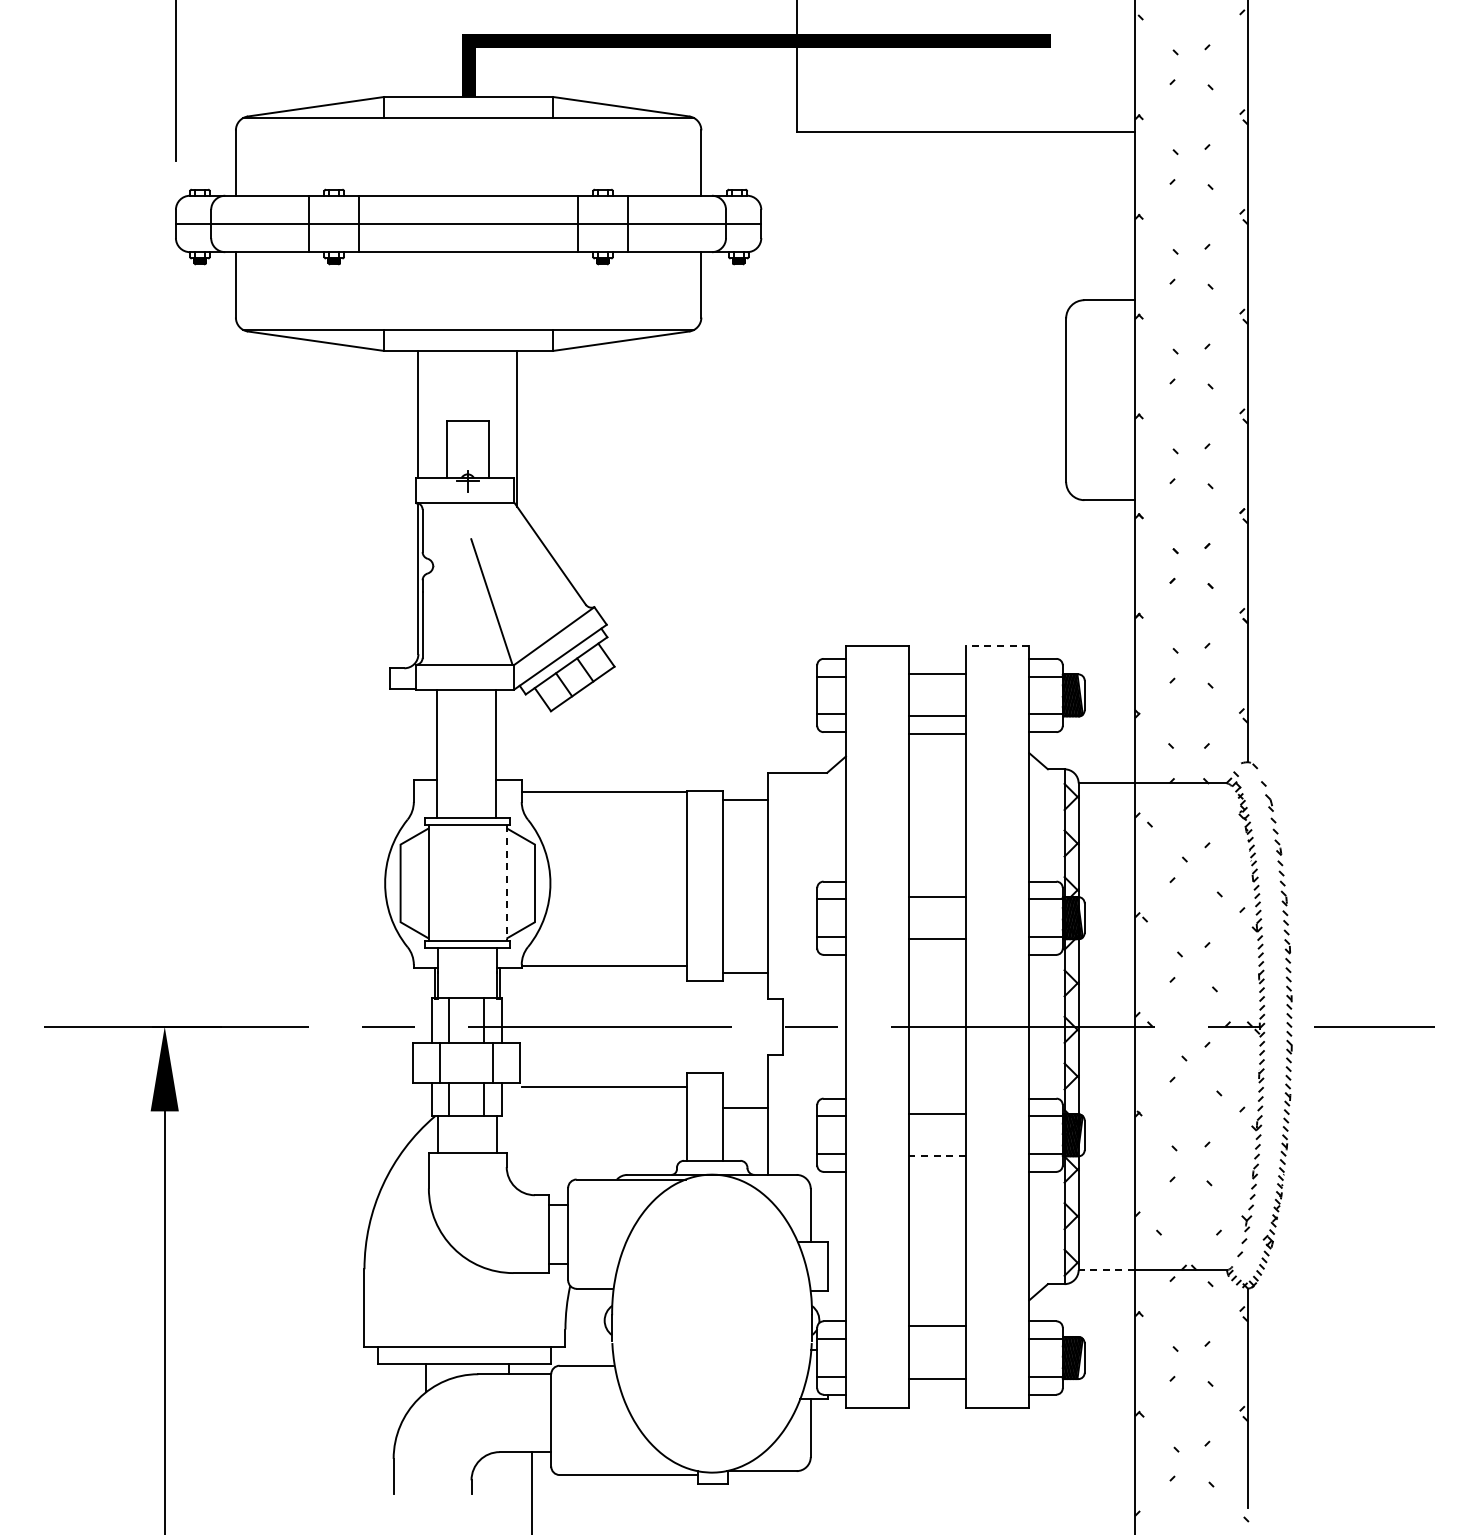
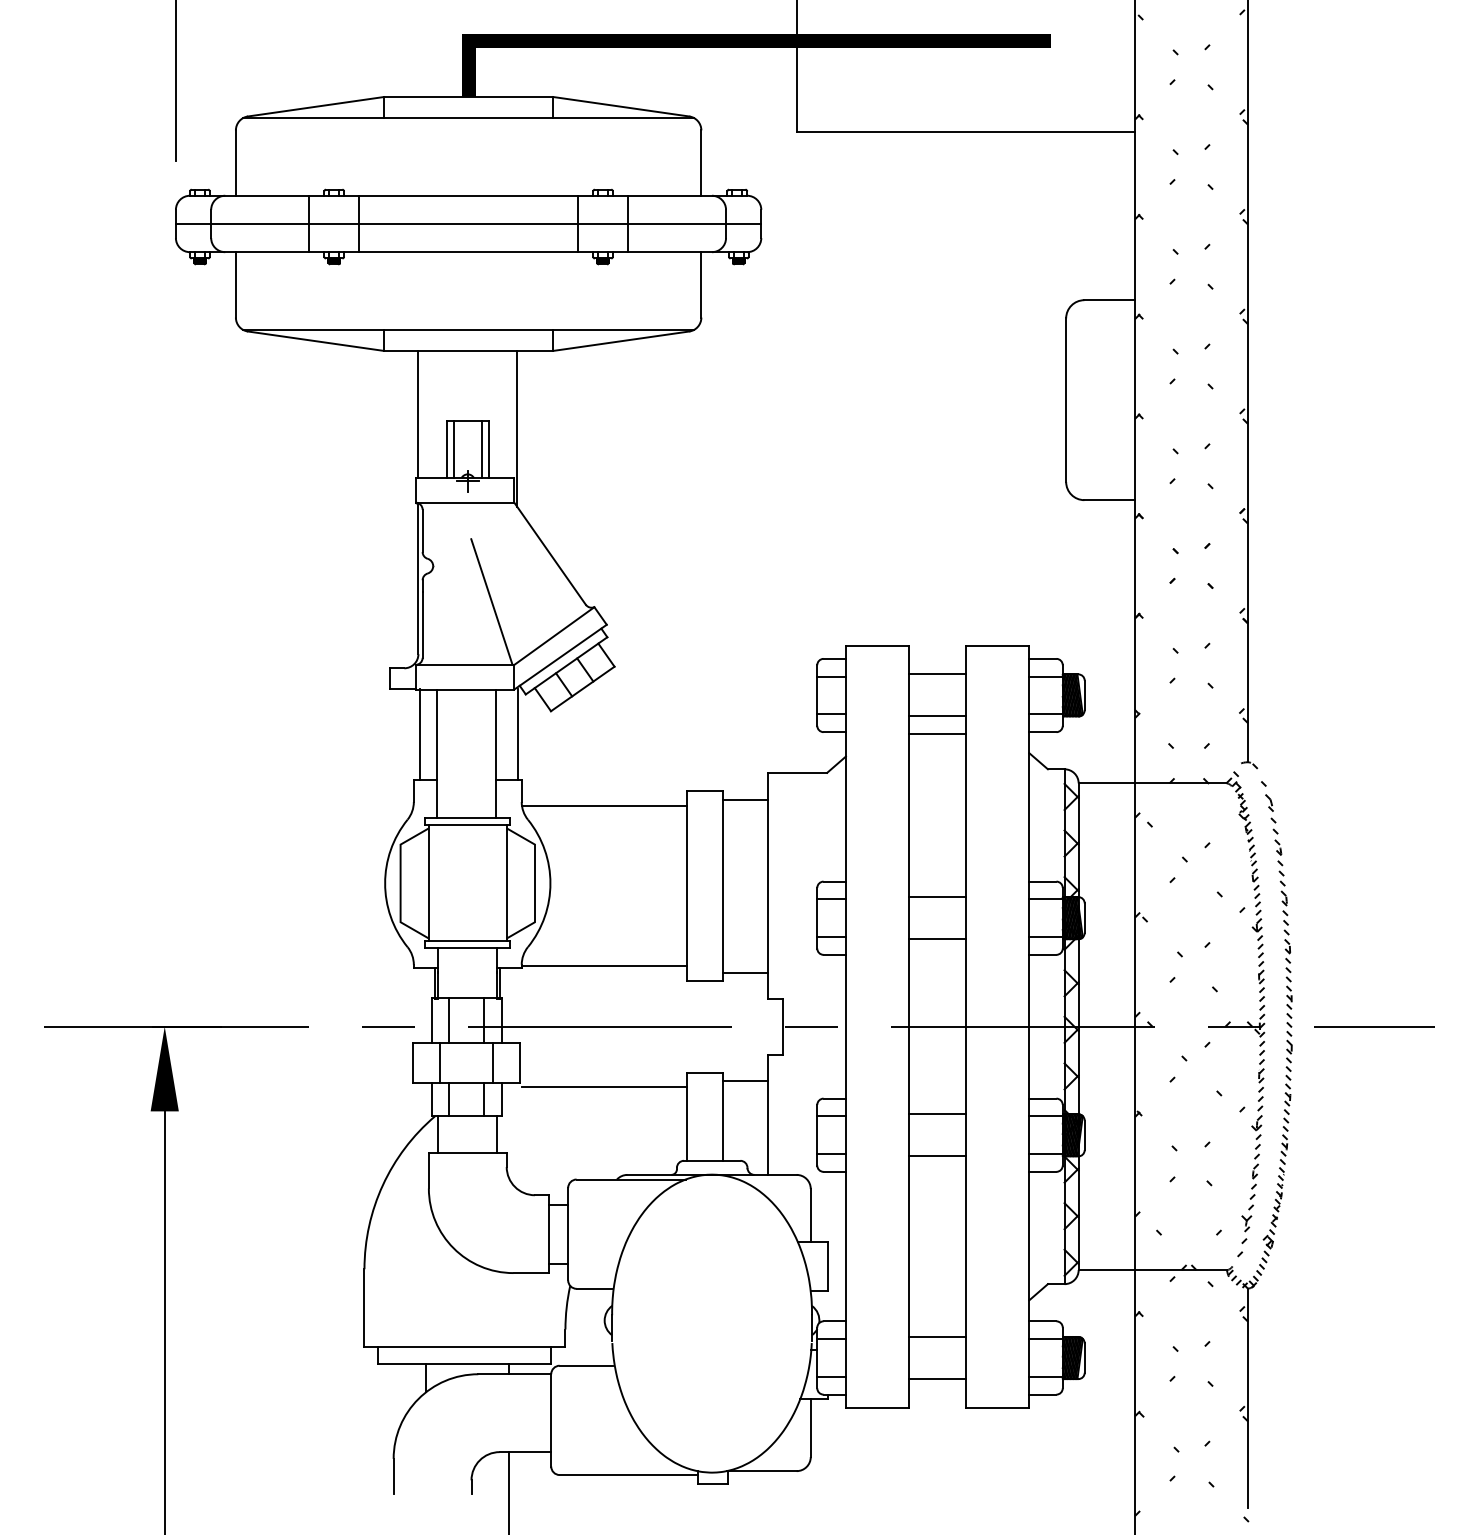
line: none -> present (453, 449)
line: none -> present (481, 449)
line: dashed -> solid (997, 645)
line: none -> present (420, 734)
line: none -> present (518, 734)
line position: (604, 791) -> (604, 805) (604, 805)
line: dashed -> solid (506, 883)
line position: (745, 1107) -> (745, 1080) (745, 1080)
line: dashed -> solid (937, 1156)
line: dashed -> solid (1106, 1270)
line position: (937, 1326) -> (937, 1337) (937, 1337)
line position: (532, 1491) -> (509, 1491) (509, 1491)
